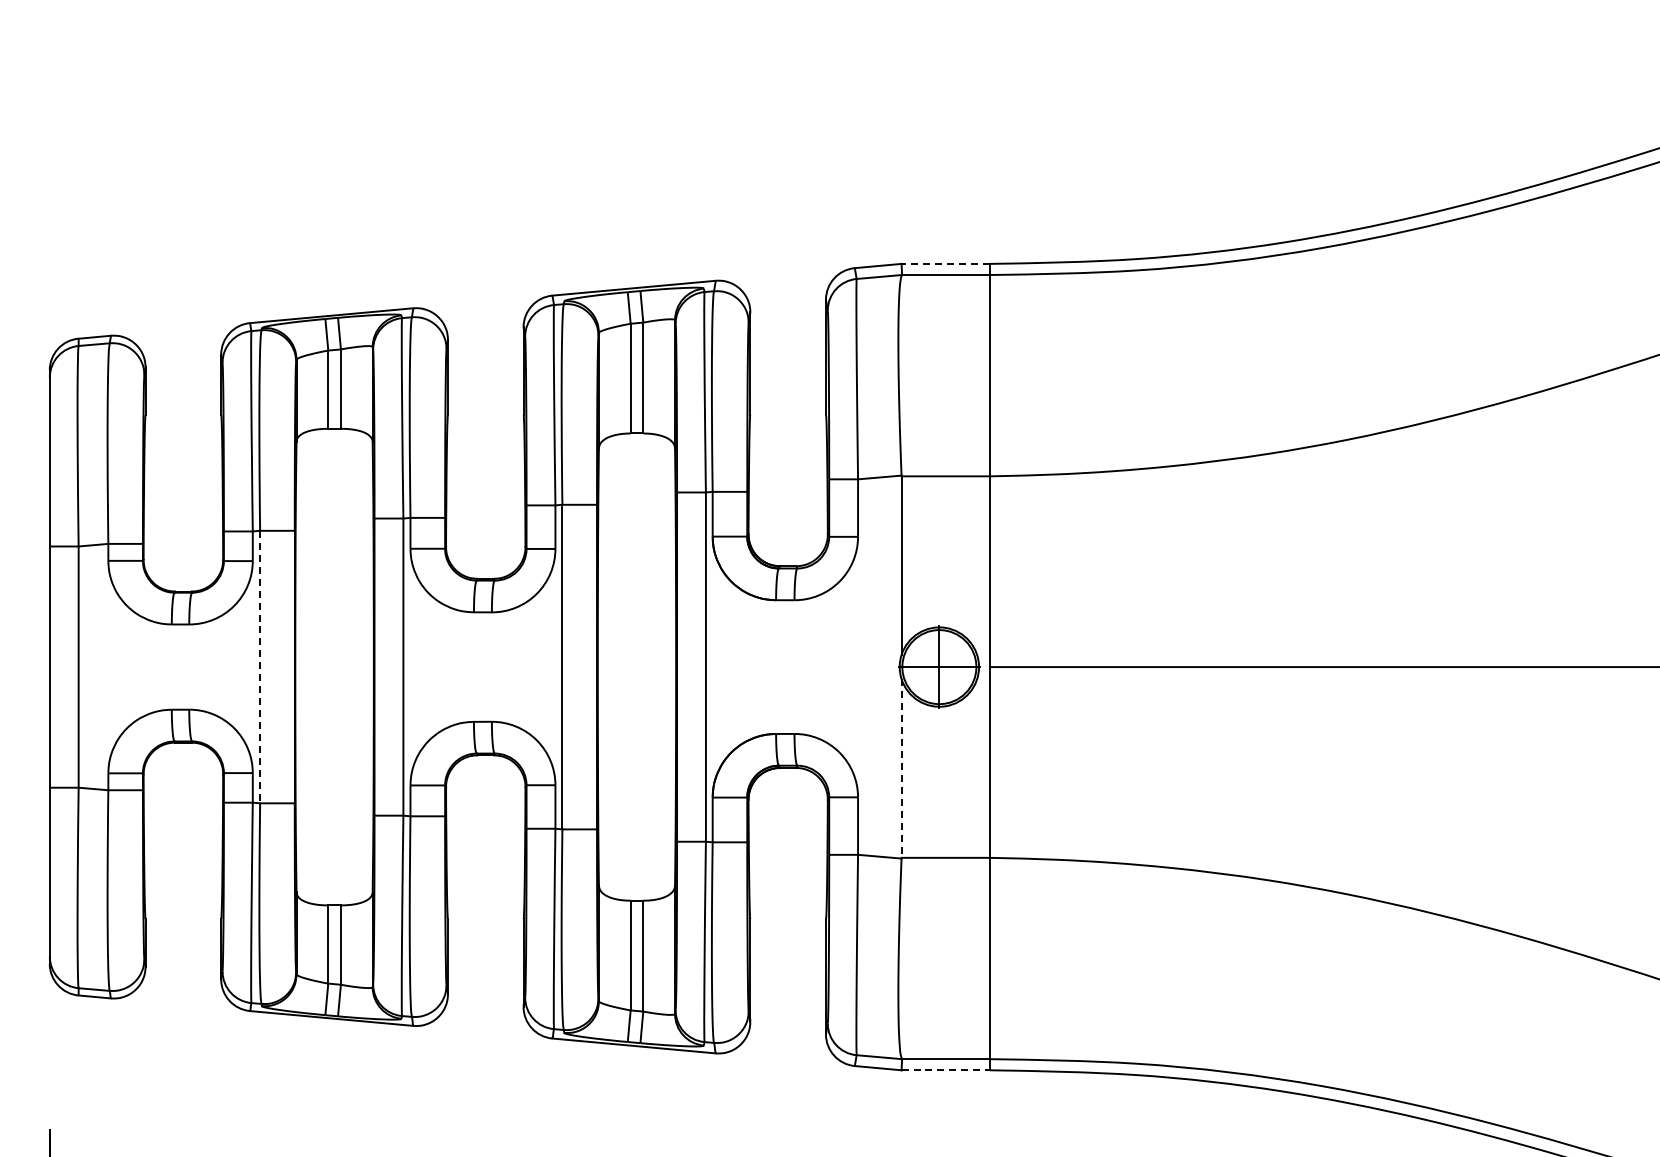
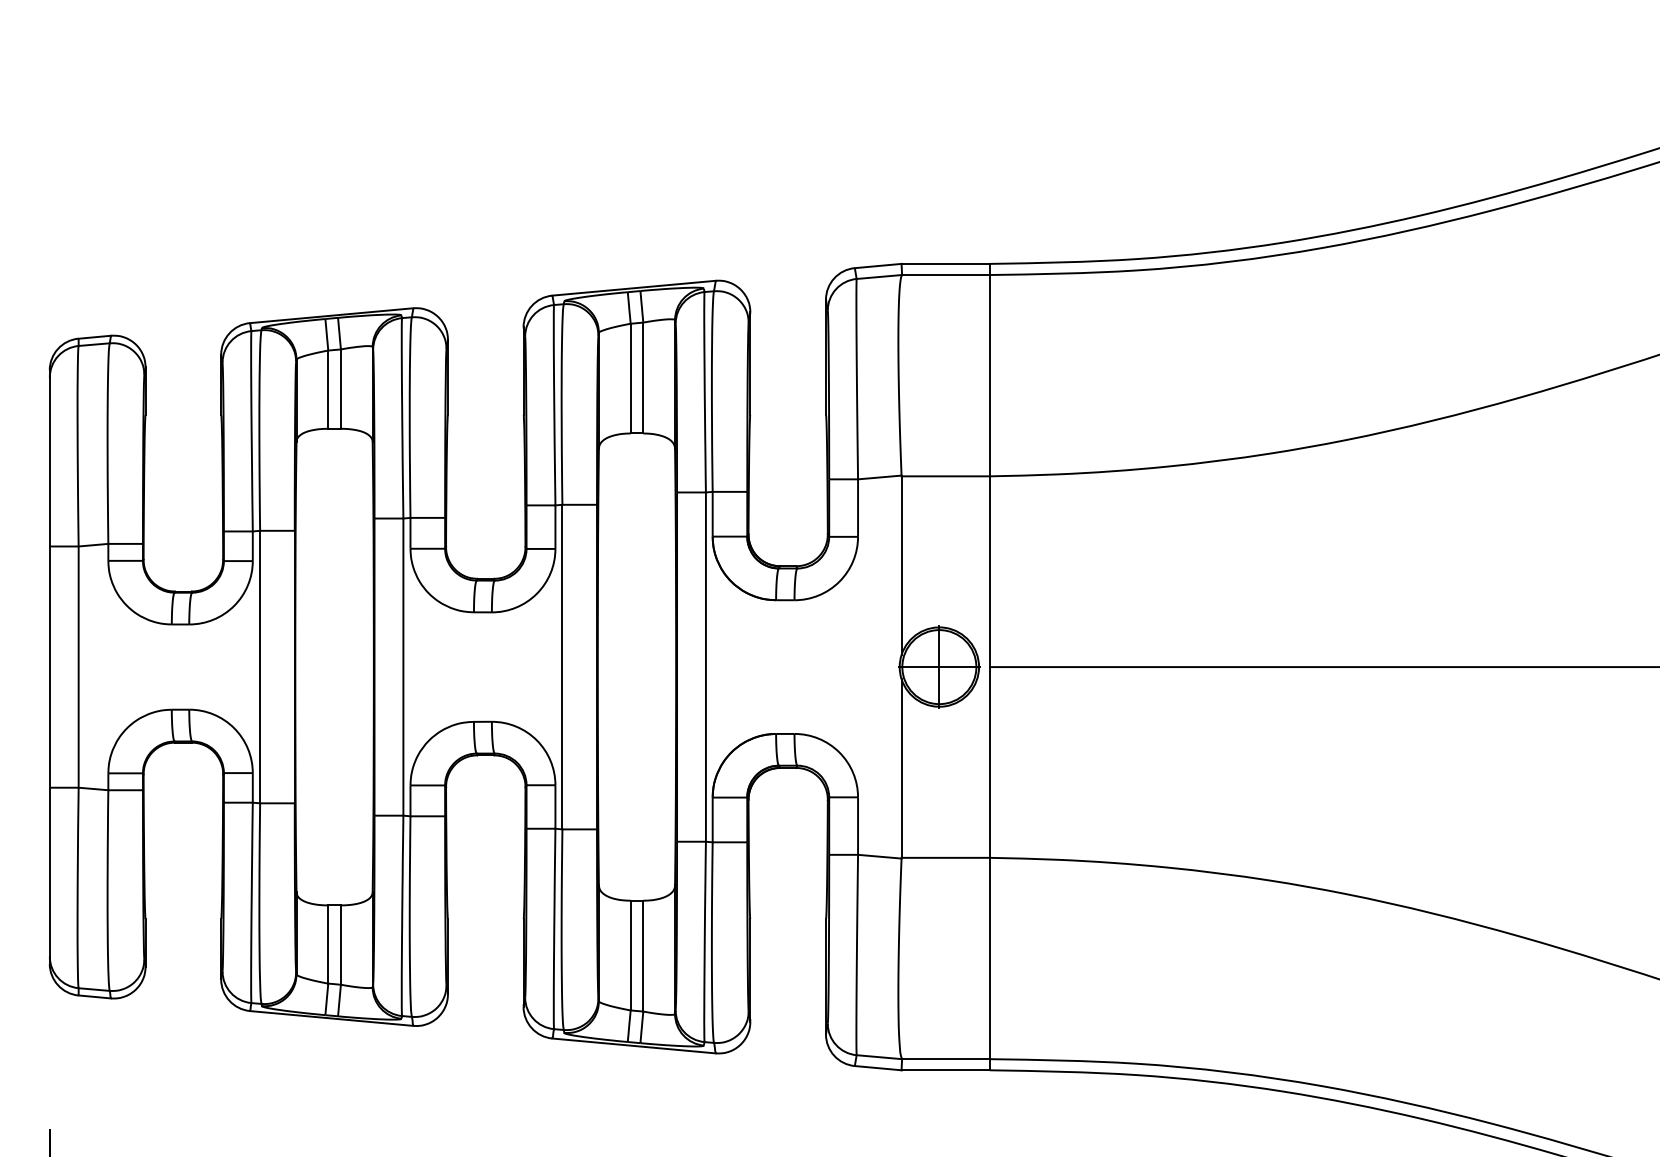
line: dashed -> solid (945, 263)
line: dashed -> solid (260, 667)
line: dashed -> solid (901, 769)
line: dashed -> solid (946, 1070)
